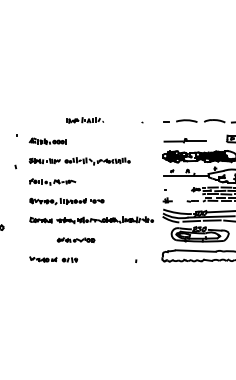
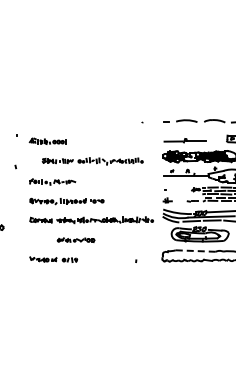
part: present -> none (84, 120)
part position: (79, 161) -> (92, 161) (92, 161)
line: solid -> dashed (196, 251)
